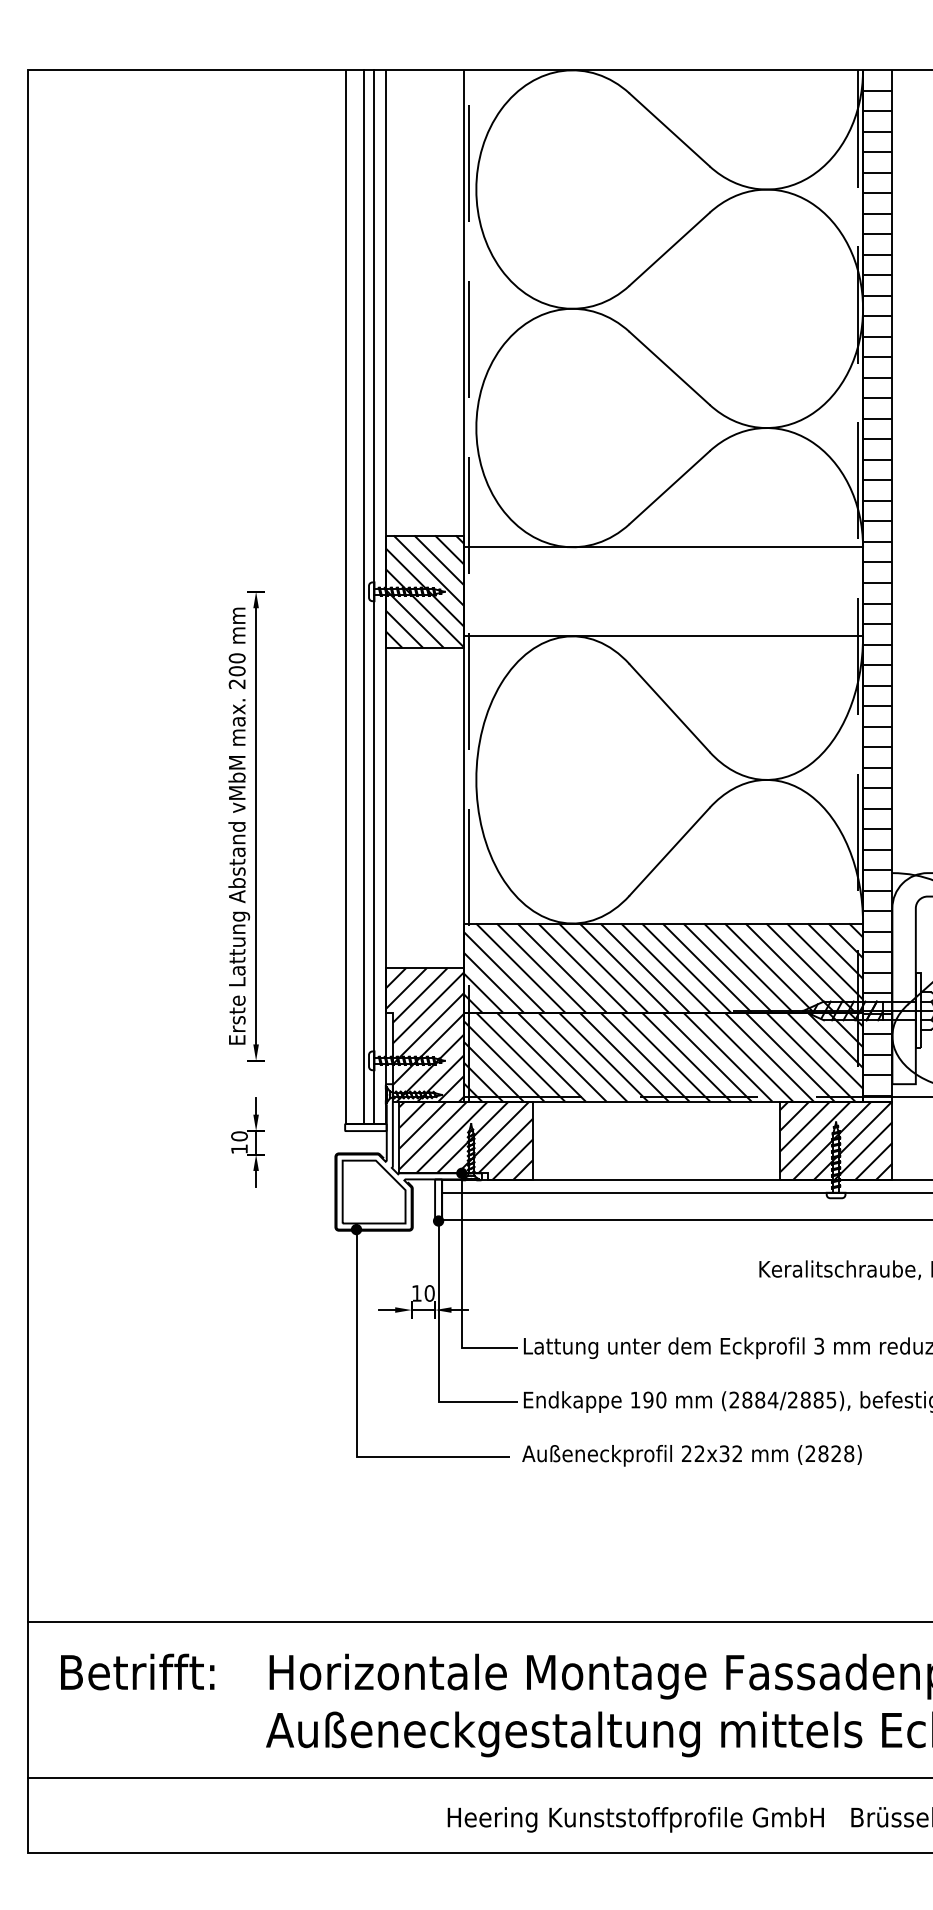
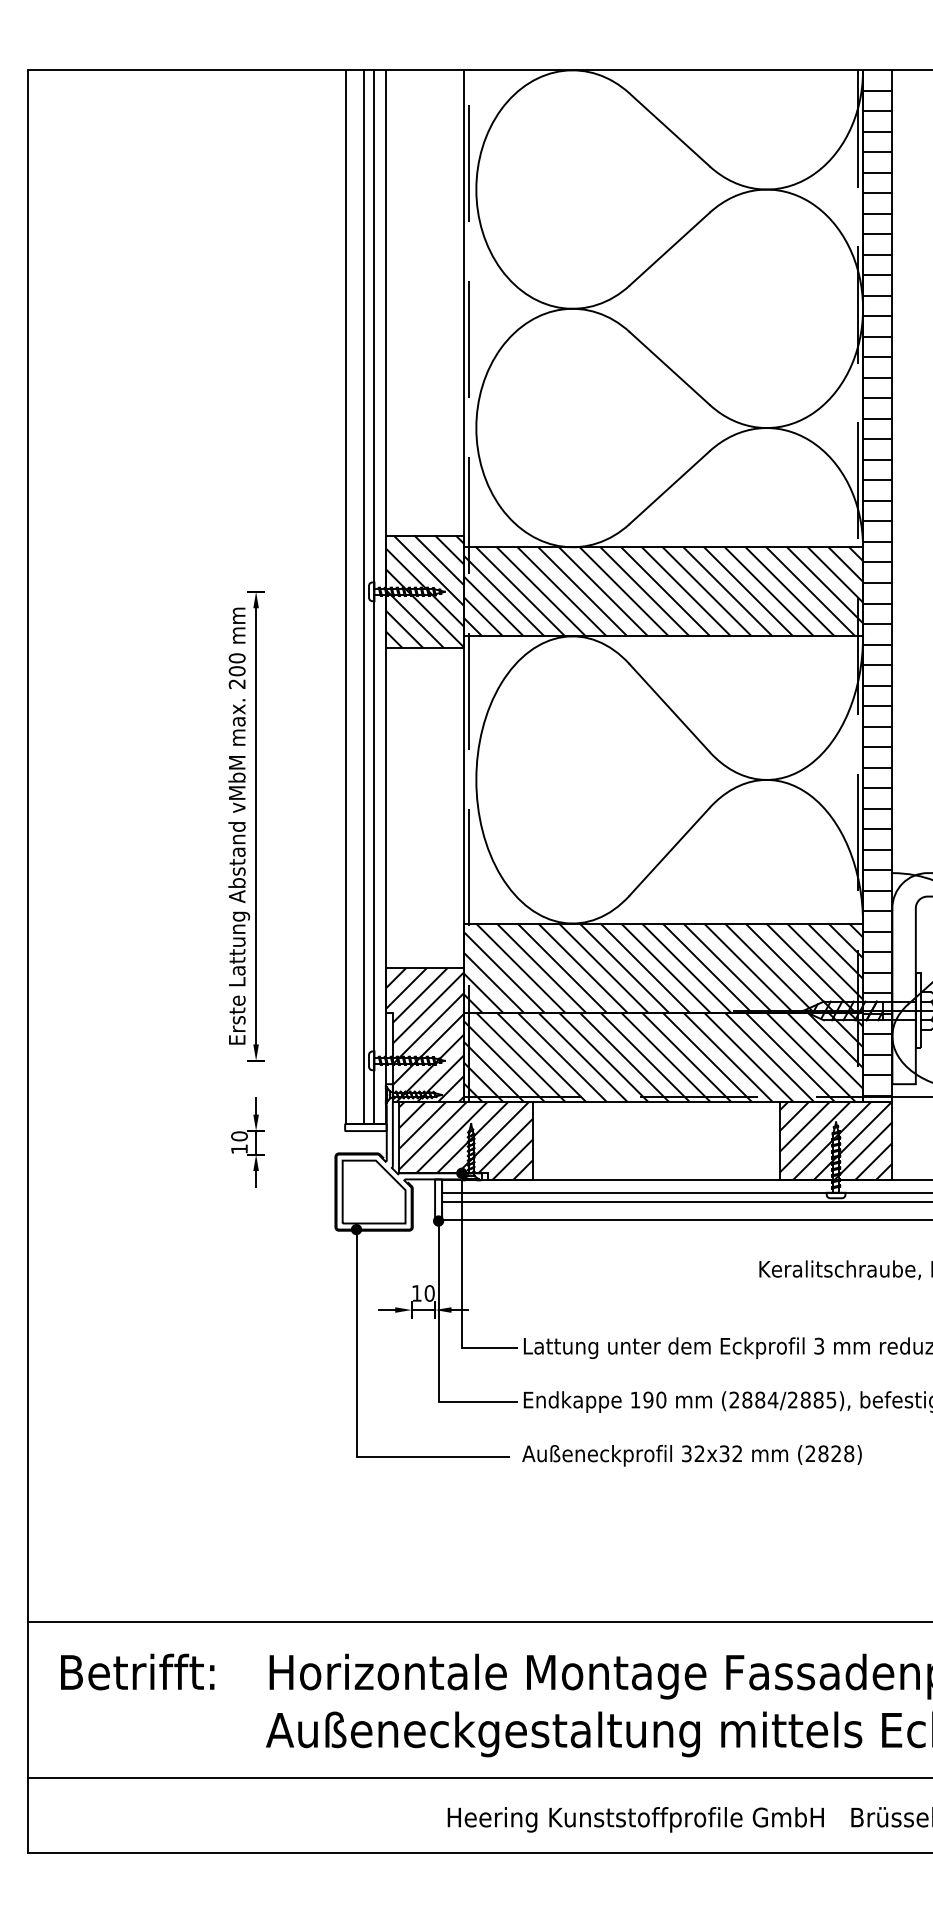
hatch: none -> present (663, 591)
line: none -> present (685, 1202)
text: 22x32 -> 32x32 (686, 1453)
